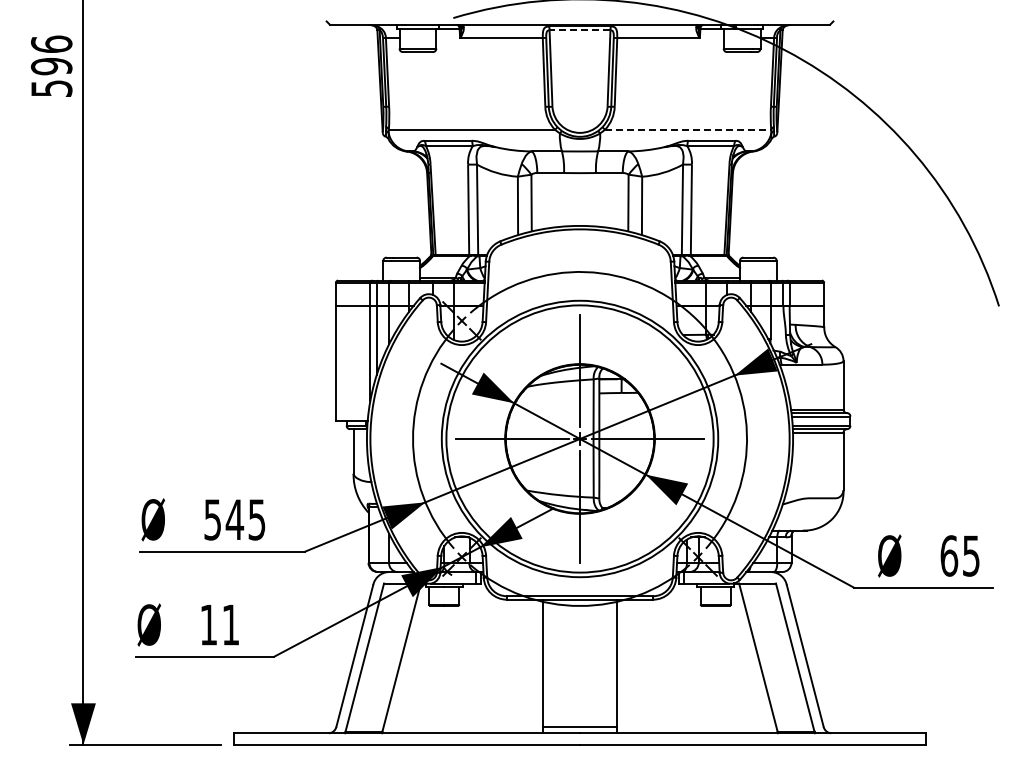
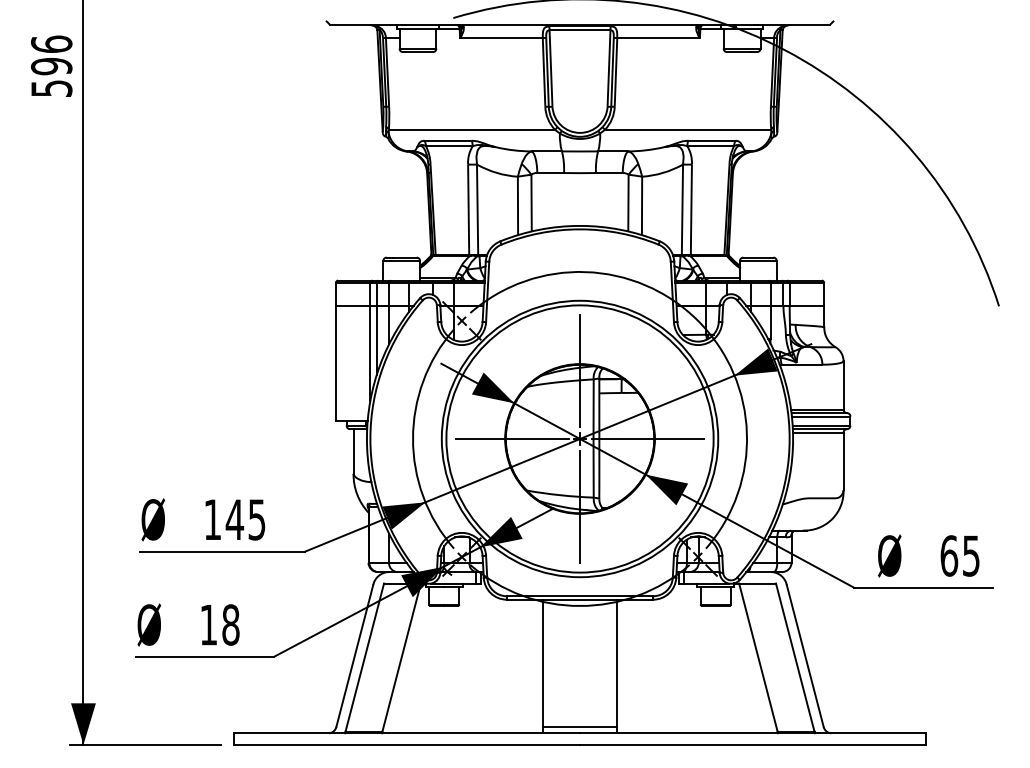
line: dashed -> solid (579, 30)
line: dashed -> solid (688, 129)
text: 545 -> 145 (212, 519)
text: 11 -> 18 (230, 624)
